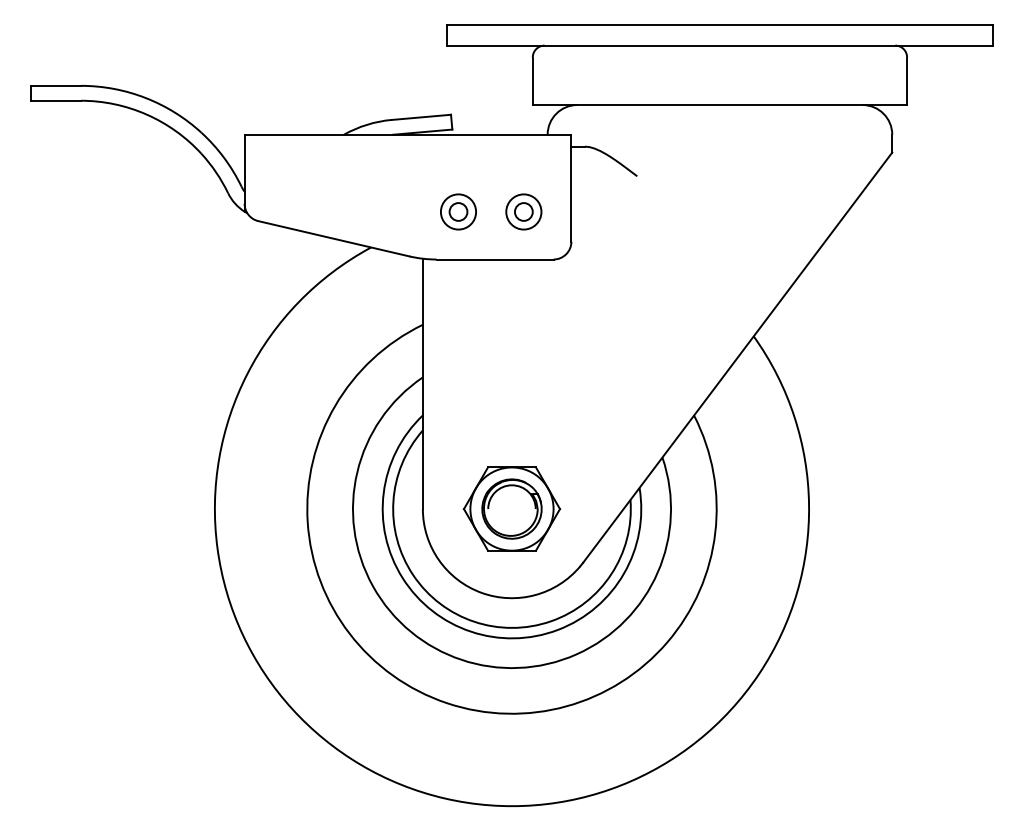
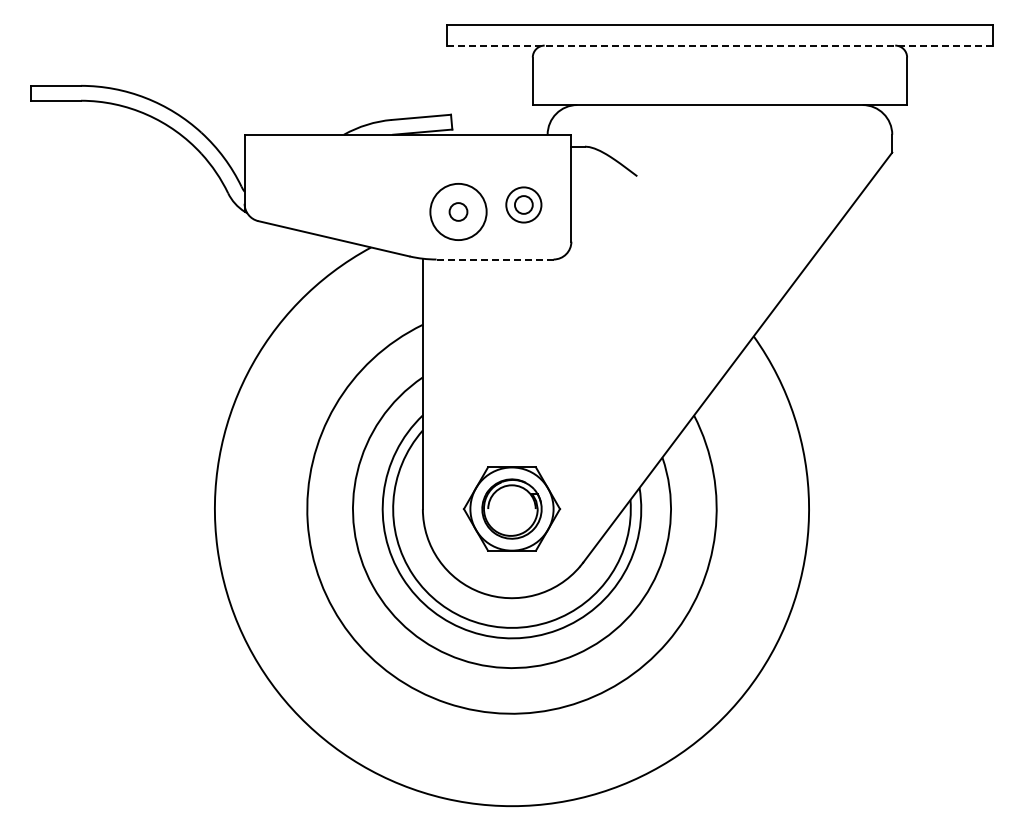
line: solid -> dashed (720, 45)
circle diameter: 35 px -> 56 px (458, 211)
part position: (523, 211) -> (523, 204) (523, 204)
line: solid -> dashed (495, 259)
